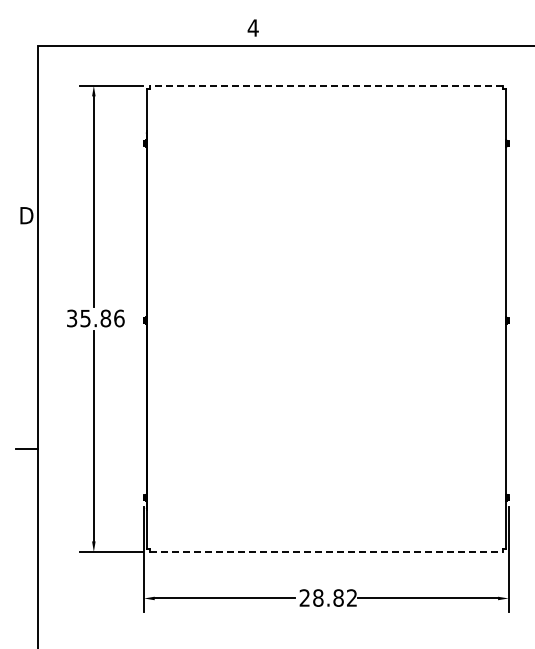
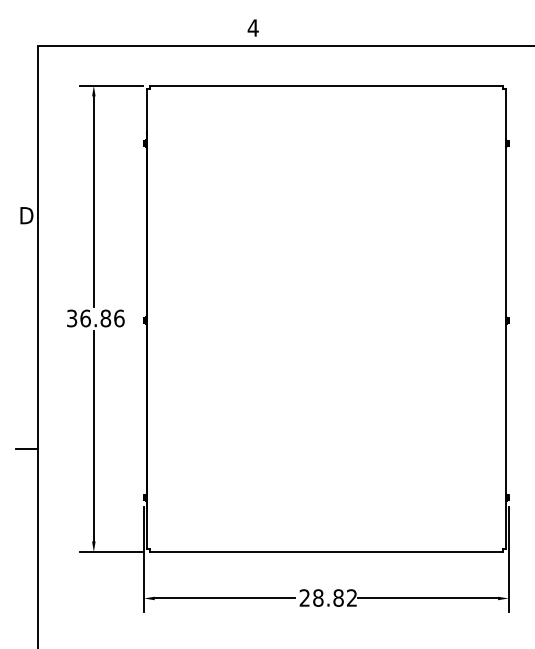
line: dashed -> solid (326, 85)
text: 35.86 -> 36.86 (85, 318)
line: dashed -> solid (326, 552)
